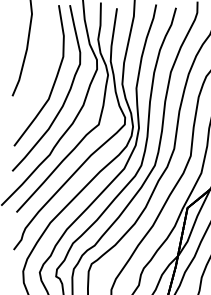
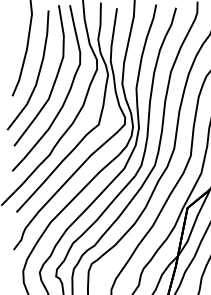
part: none -> present (38, 71)
